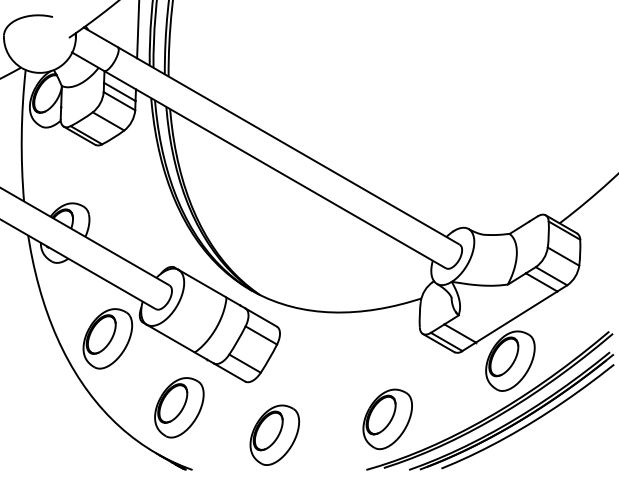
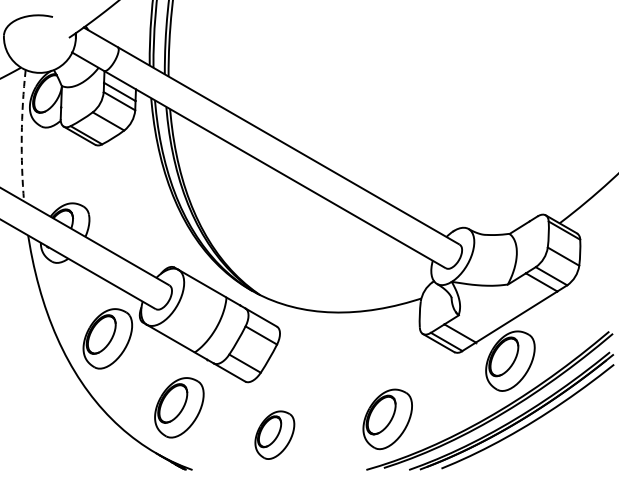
line: present -> none (138, 30)
arc: solid -> dashed (21, 135)
part size: 52x62 px -> 42x50 px (274, 434)
